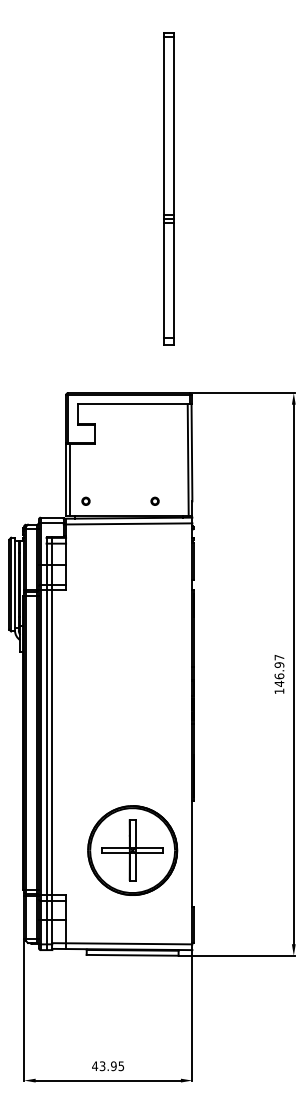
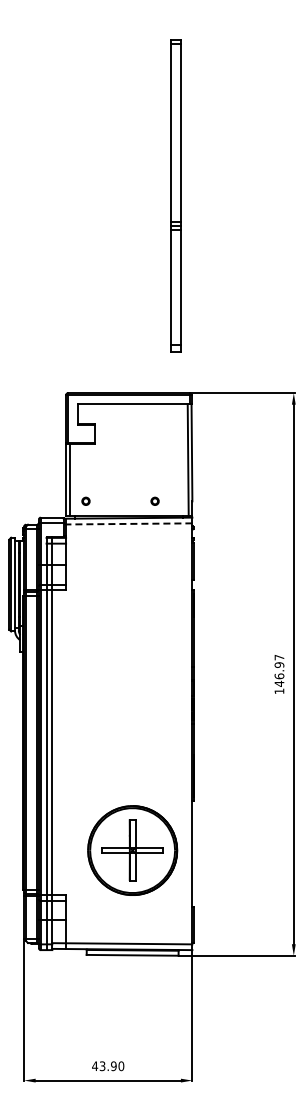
part position: (168, 188) -> (175, 195) (175, 195)
line: solid -> dashed (127, 523)
text: 43.95 -> 43.90 (121, 1066)
